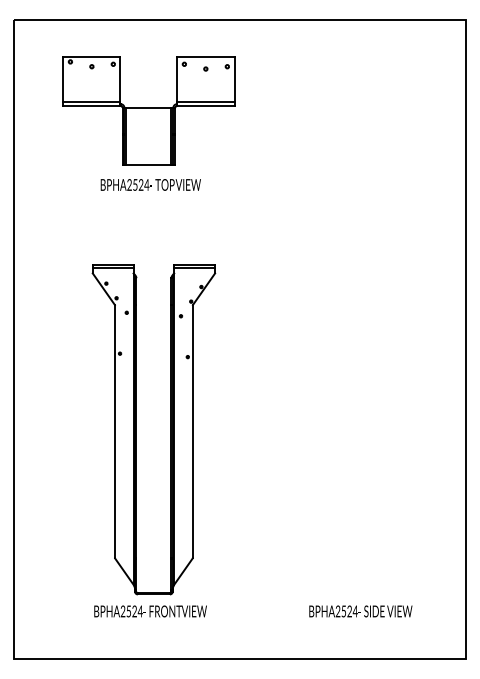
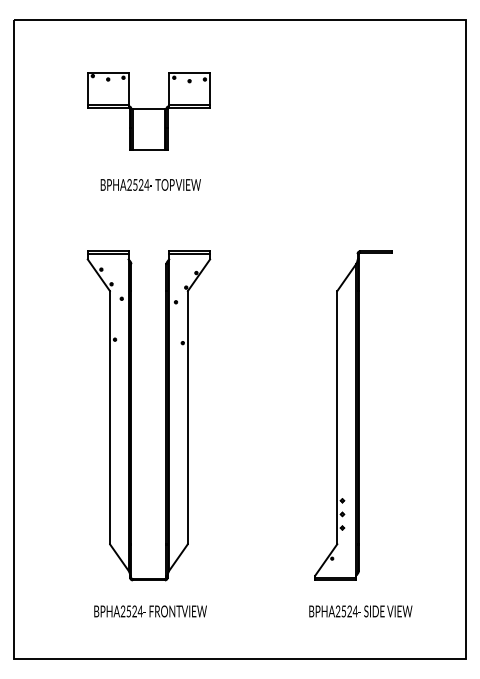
part size: 174x110 px -> 124x79 px (148, 111)
part: none -> present (353, 415)
part position: (136, 429) -> (131, 415) (131, 415)
